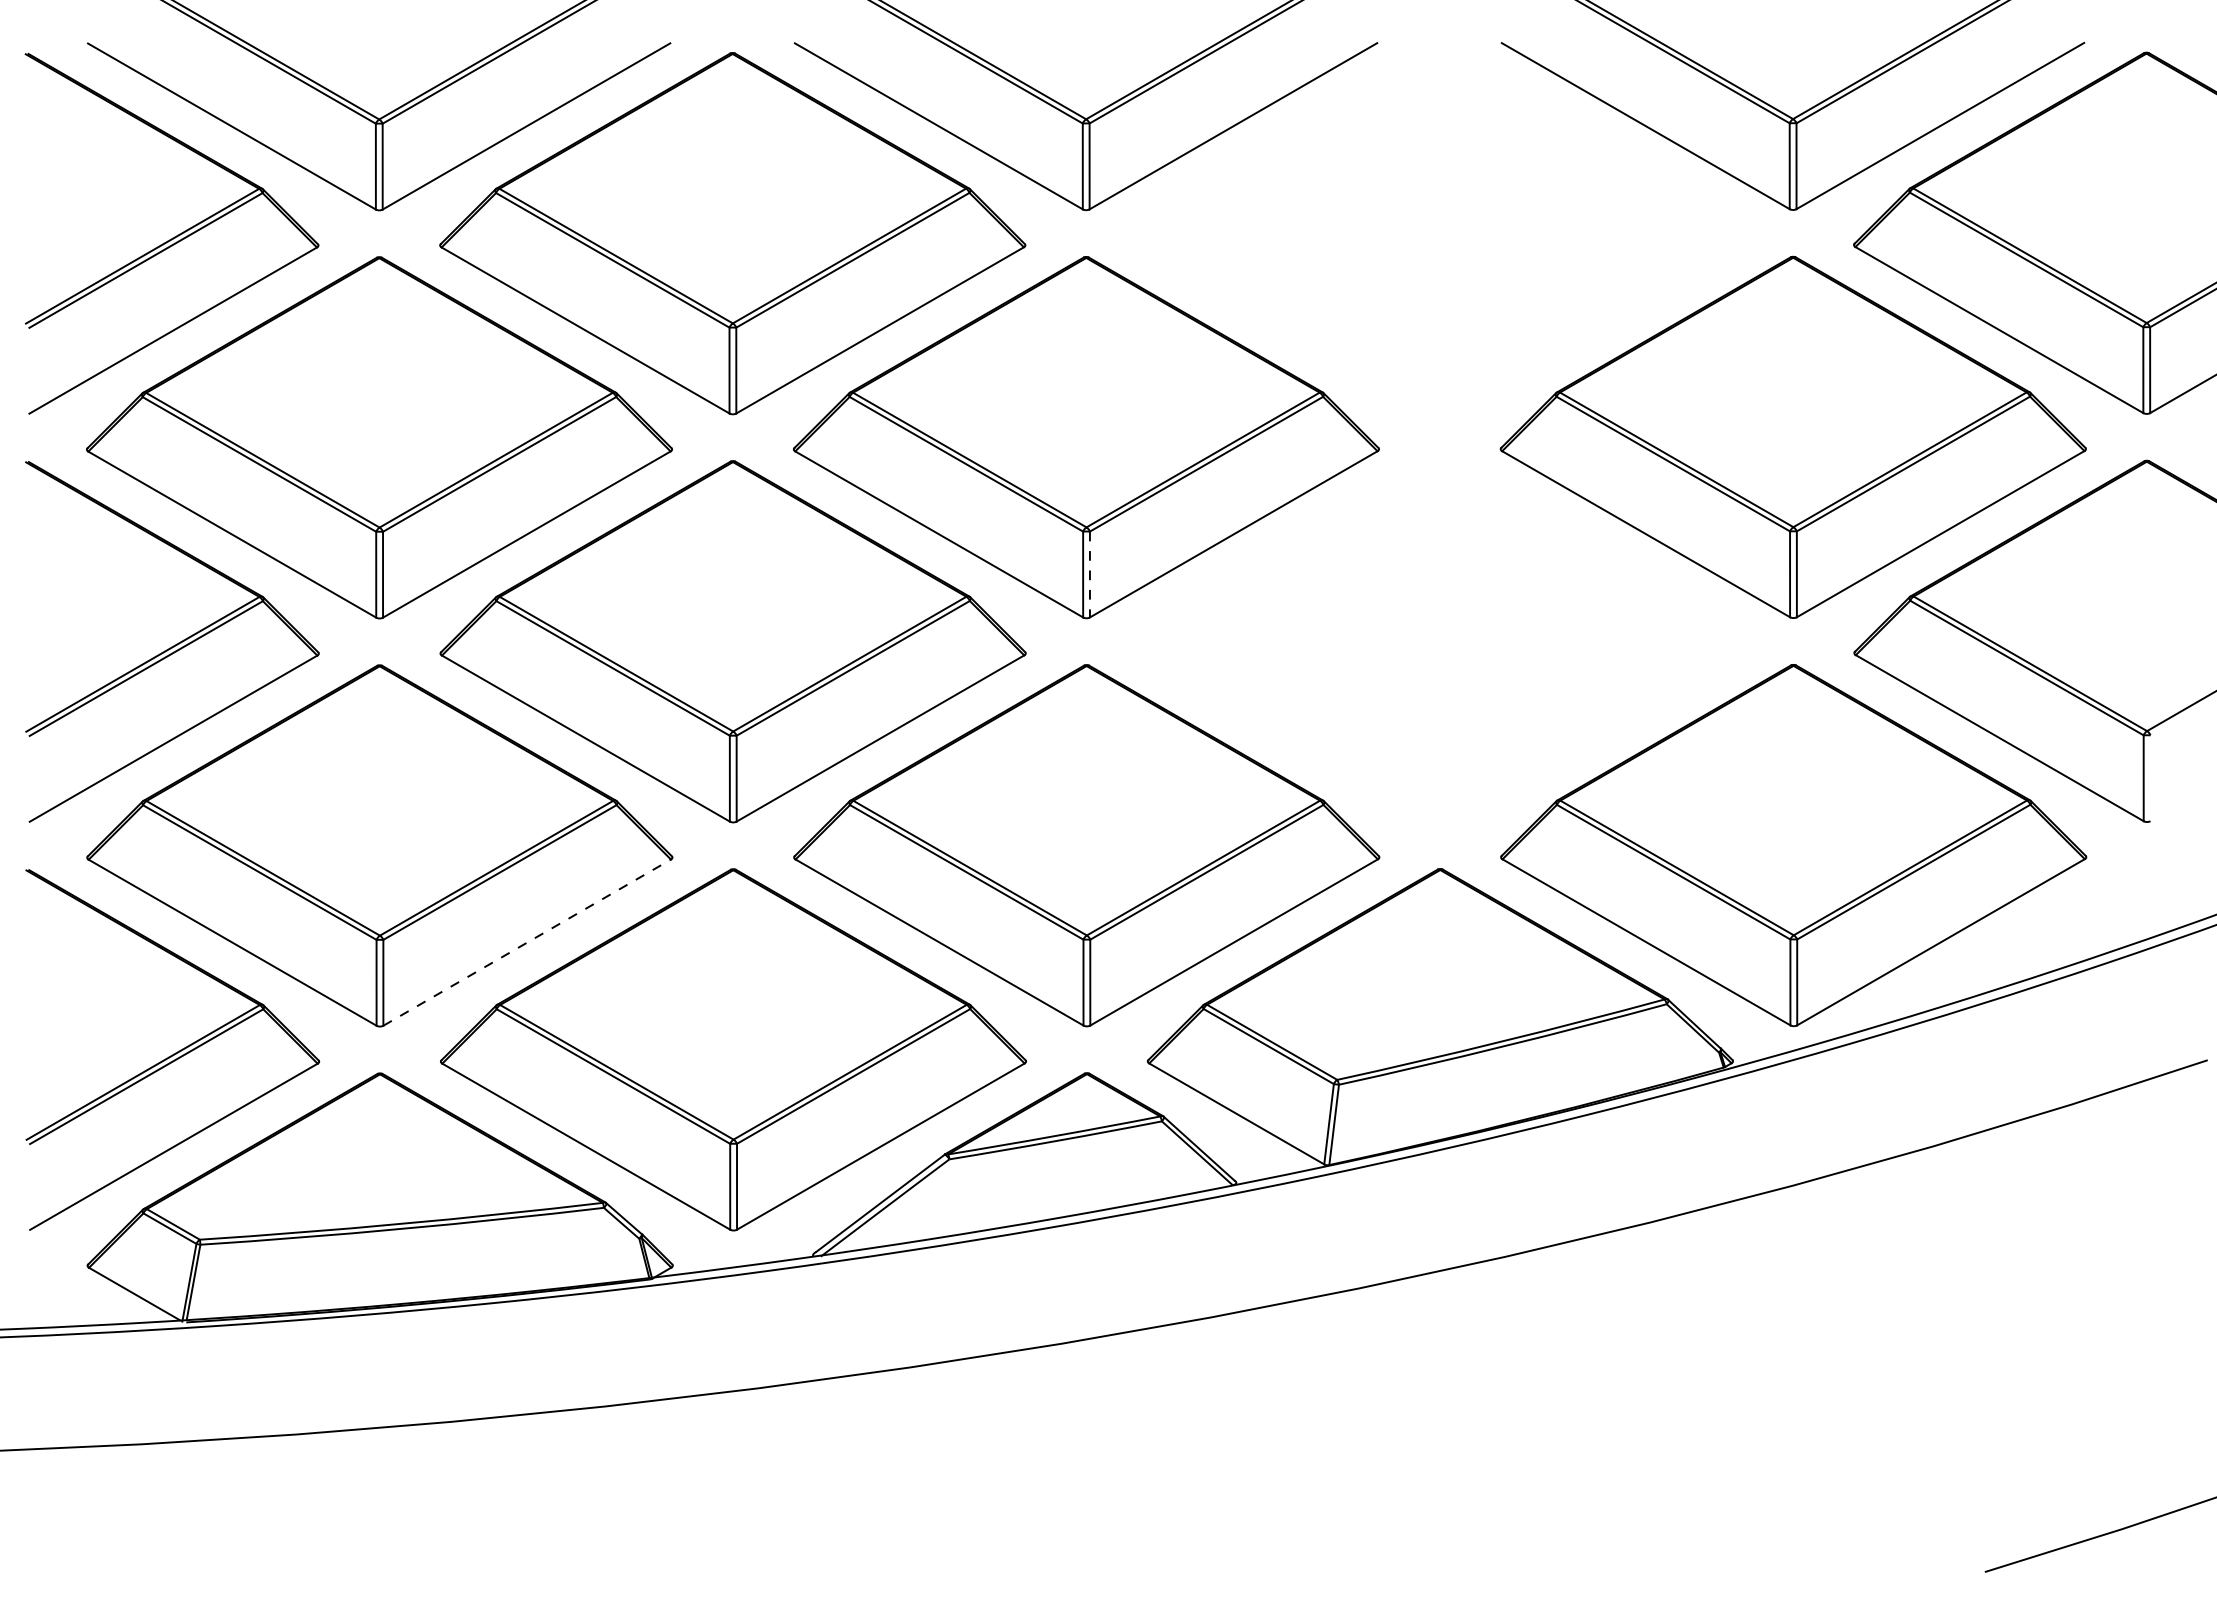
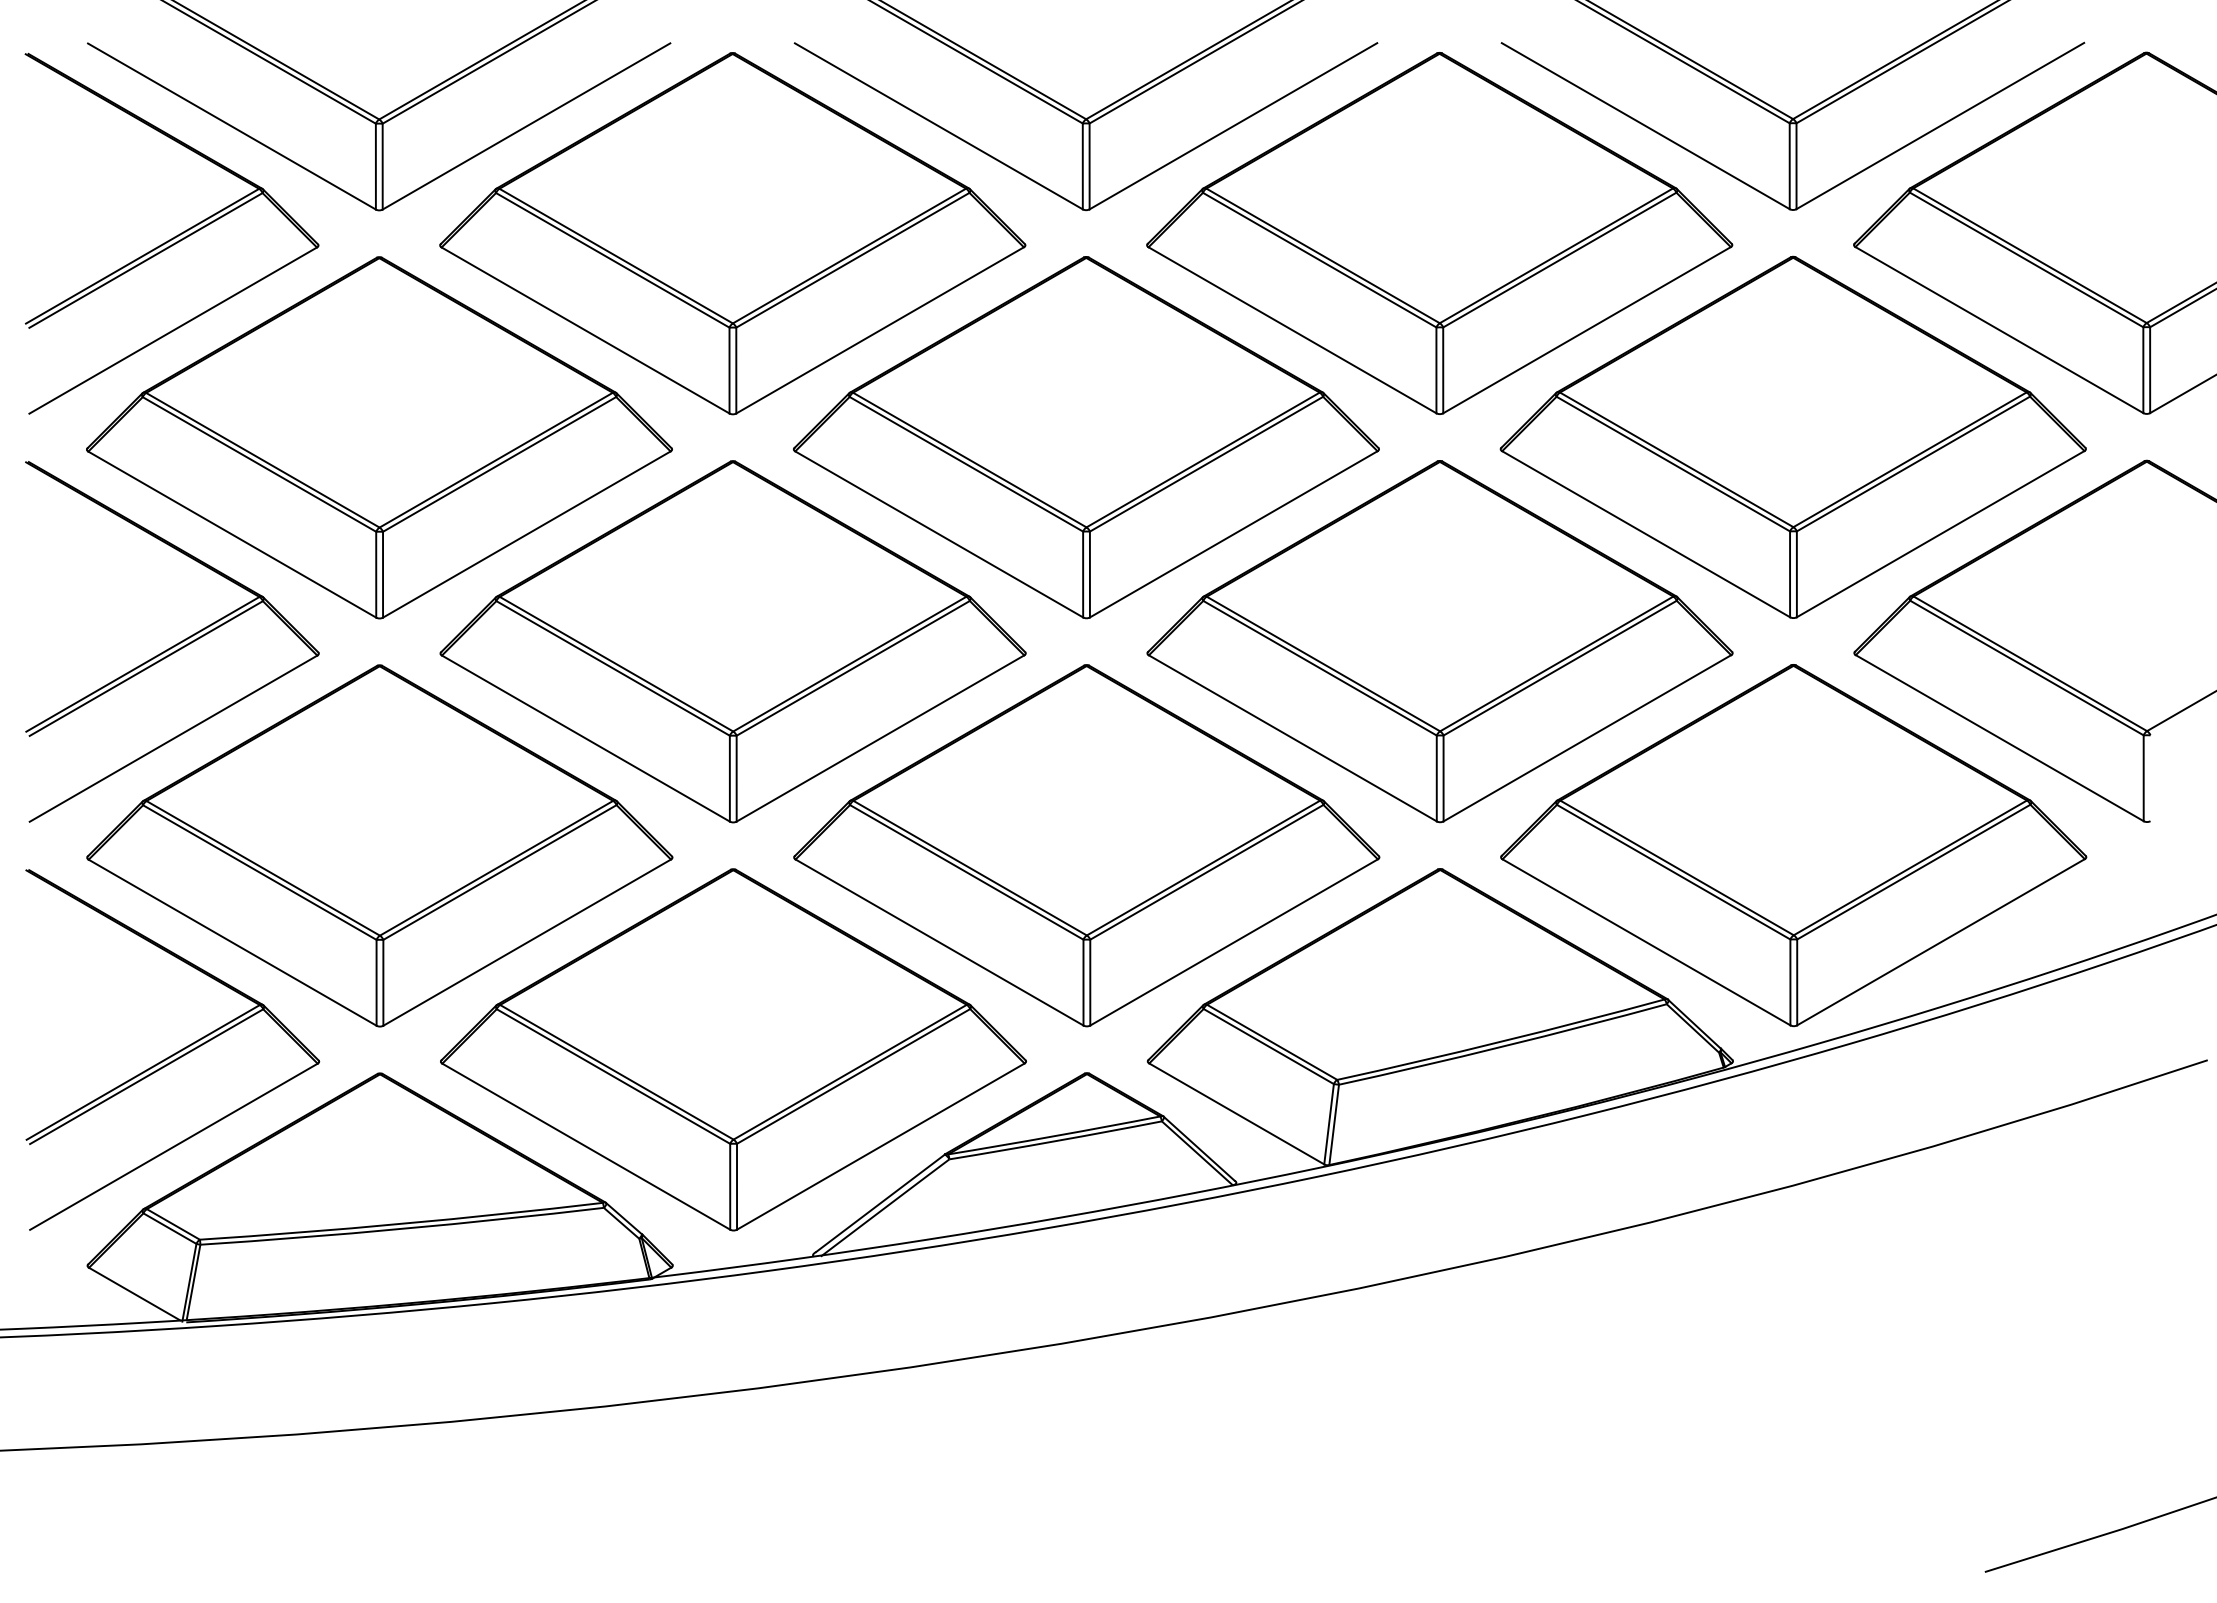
part: none -> present (1439, 233)
line: dashed -> solid (1089, 574)
part: none -> present (1439, 641)
line: dashed -> solid (527, 942)
